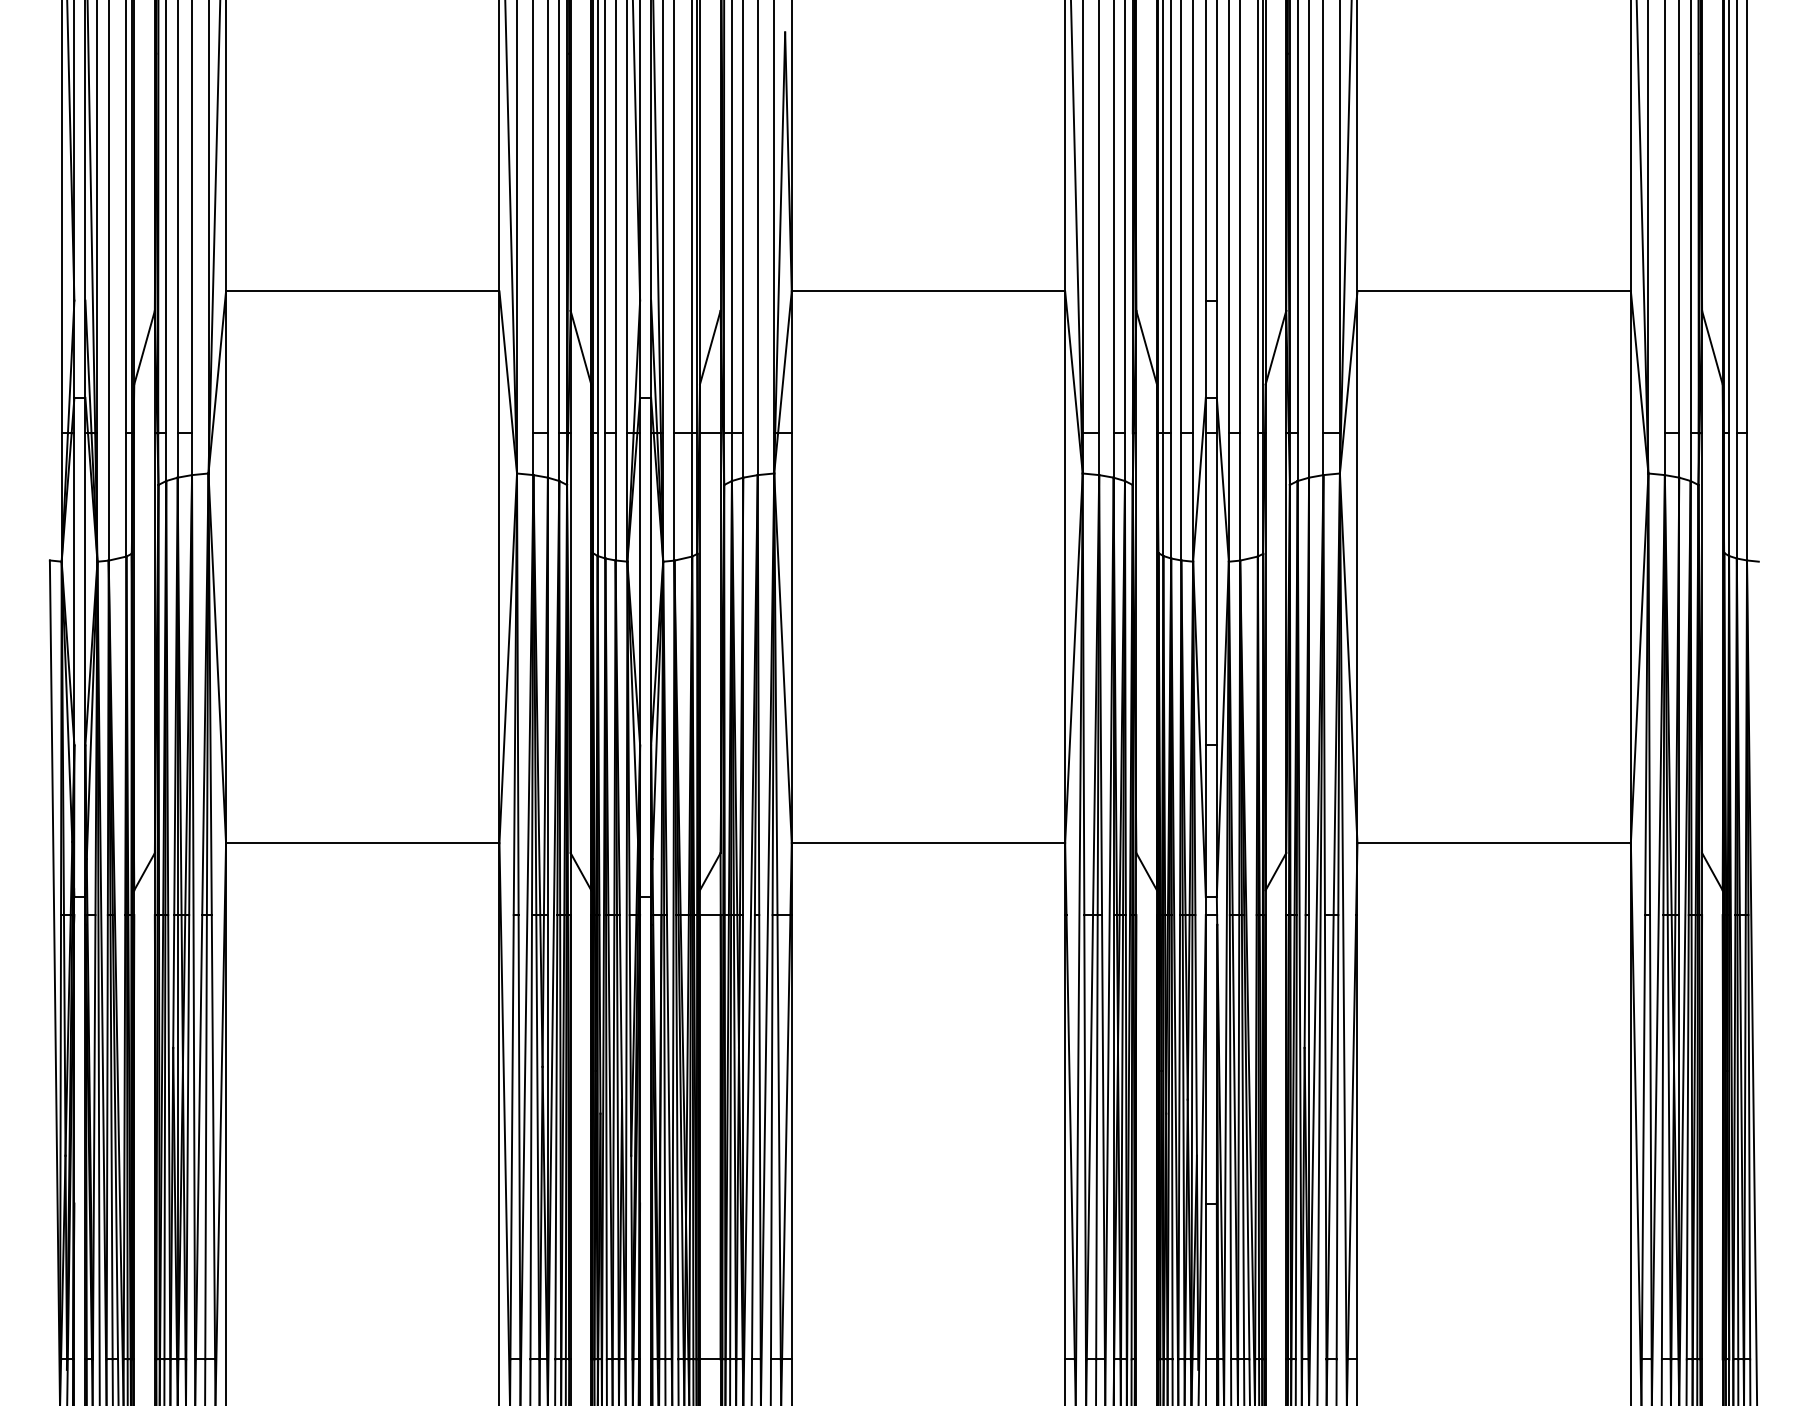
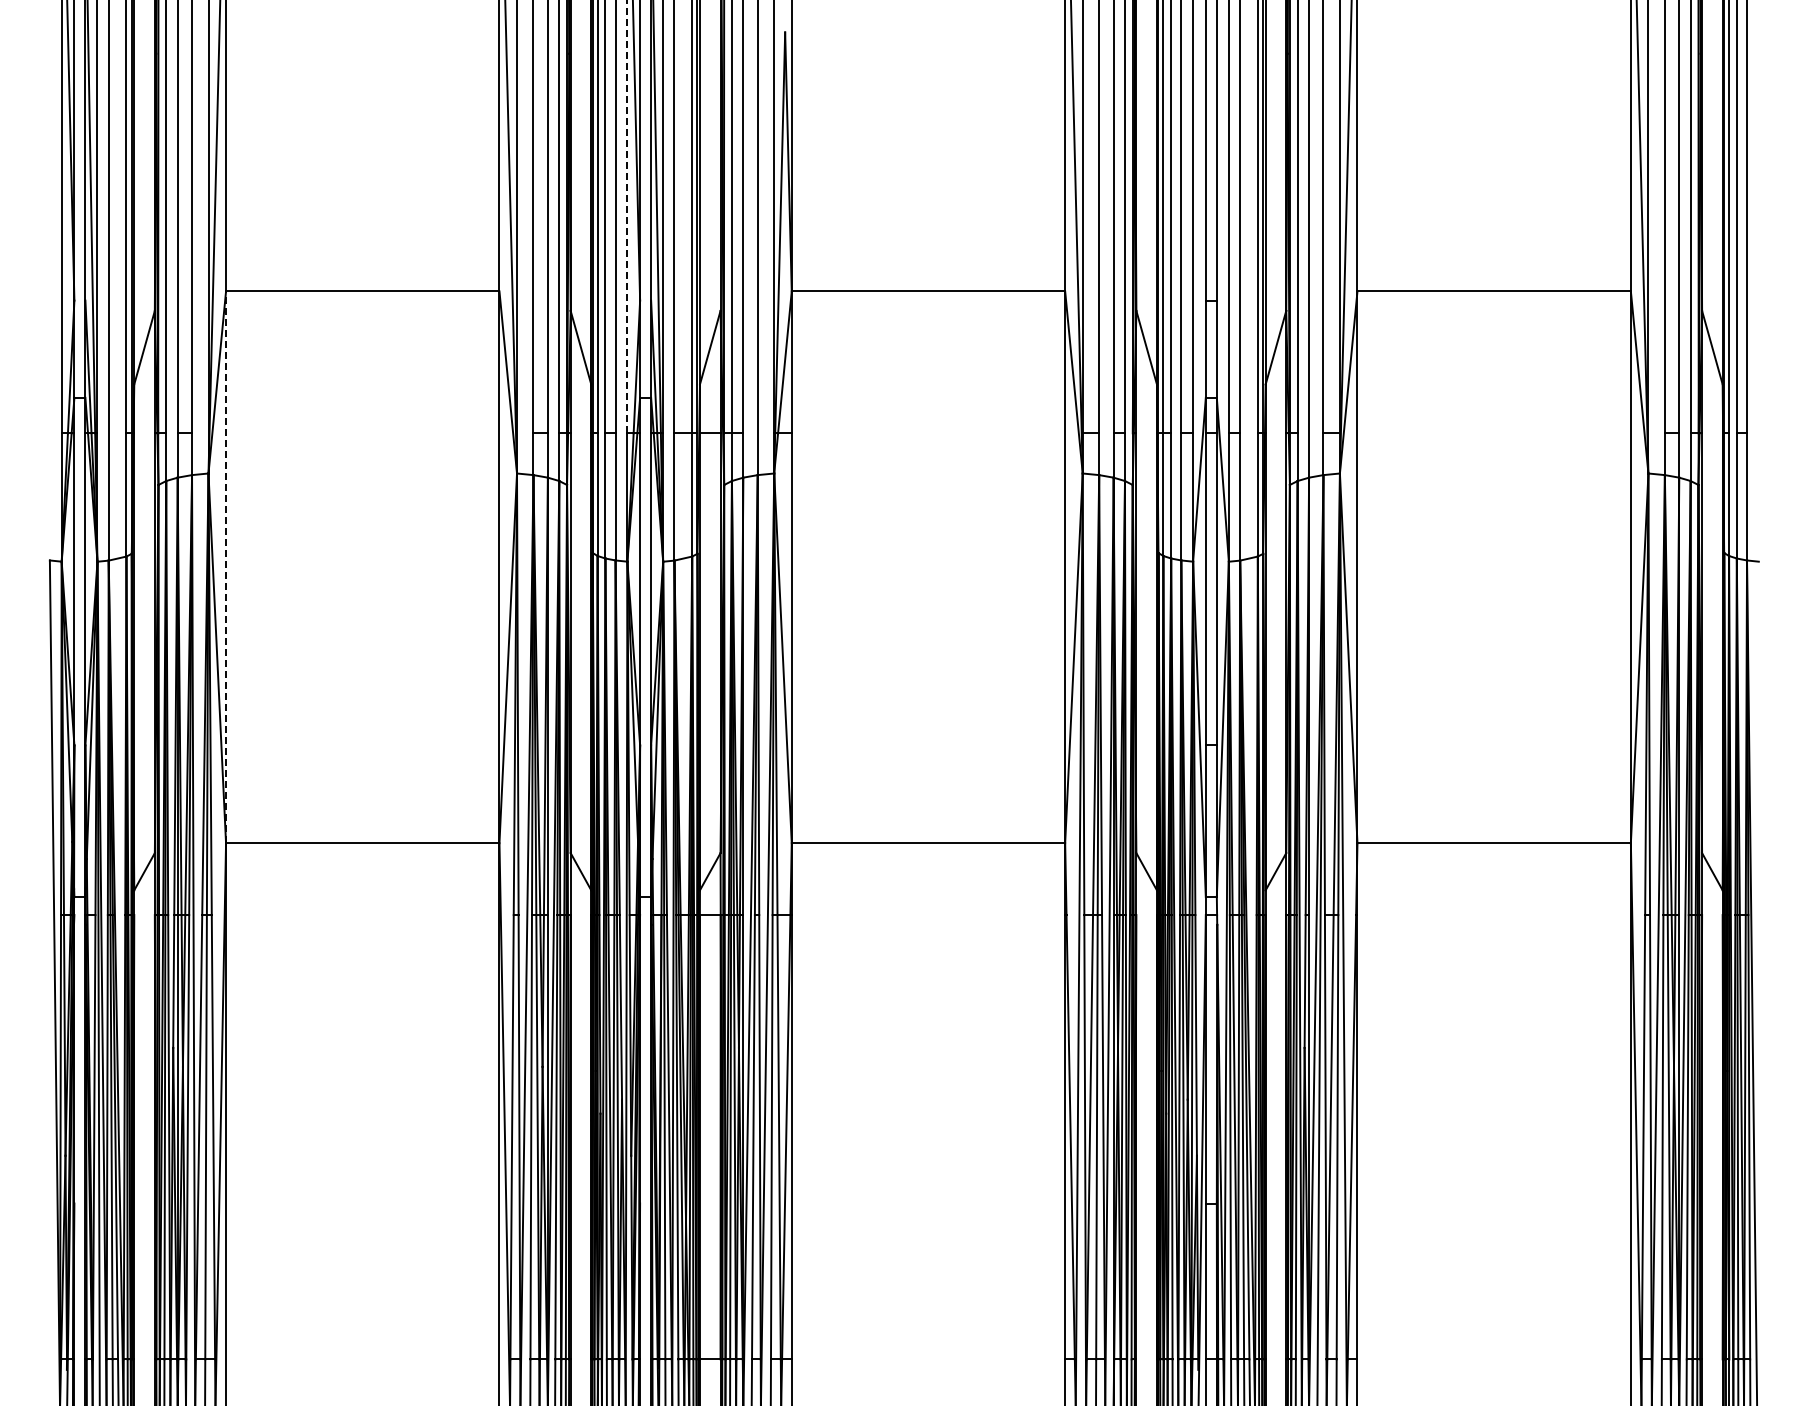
line: solid -> dashed (627, 216)
line: solid -> dashed (226, 567)
